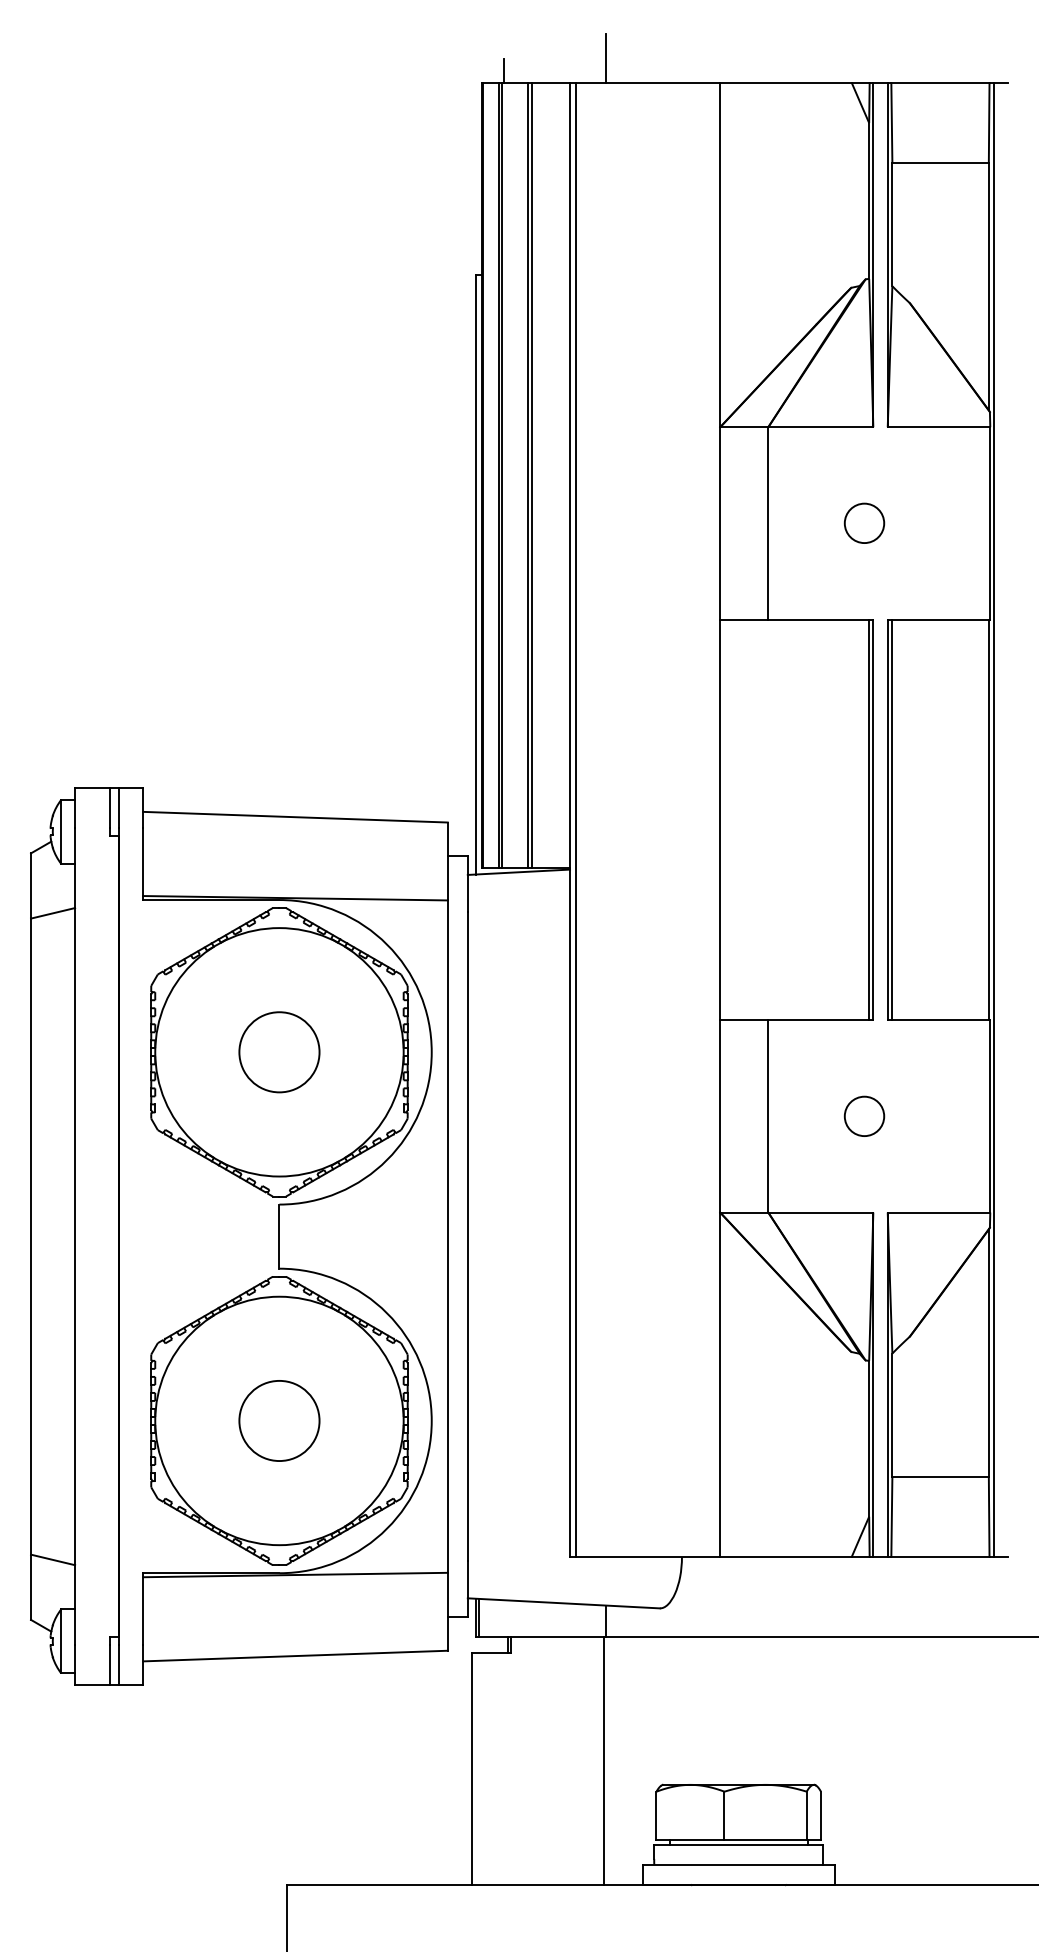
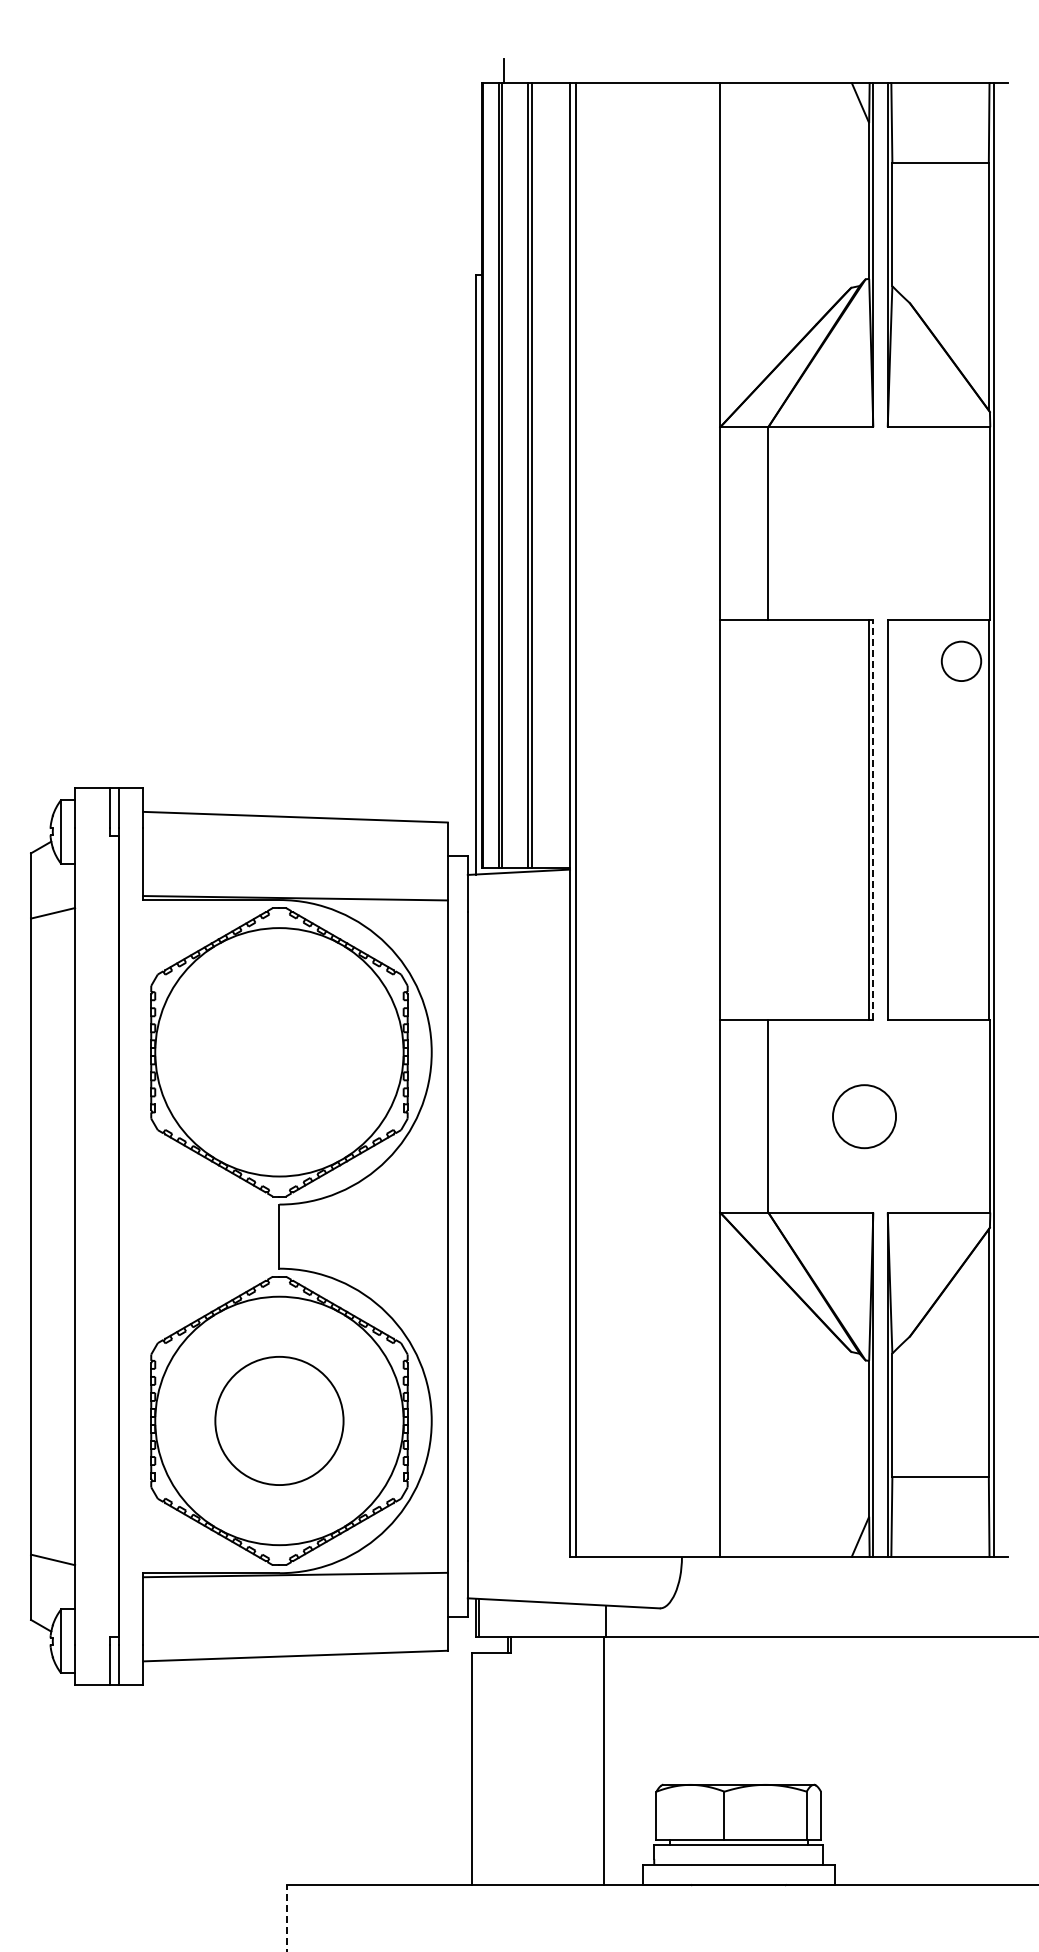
line: present -> none (605, 57)
circle position: (864, 522) -> (961, 660) (961, 660)
line: solid -> dashed (873, 819)
line: present -> none (892, 819)
circle: present -> none (279, 1052)
circle size: 43x42 px -> 65x66 px (864, 1116)
circle diameter: 80 px -> 128 px (279, 1420)
line: solid -> dashed (287, 1917)
